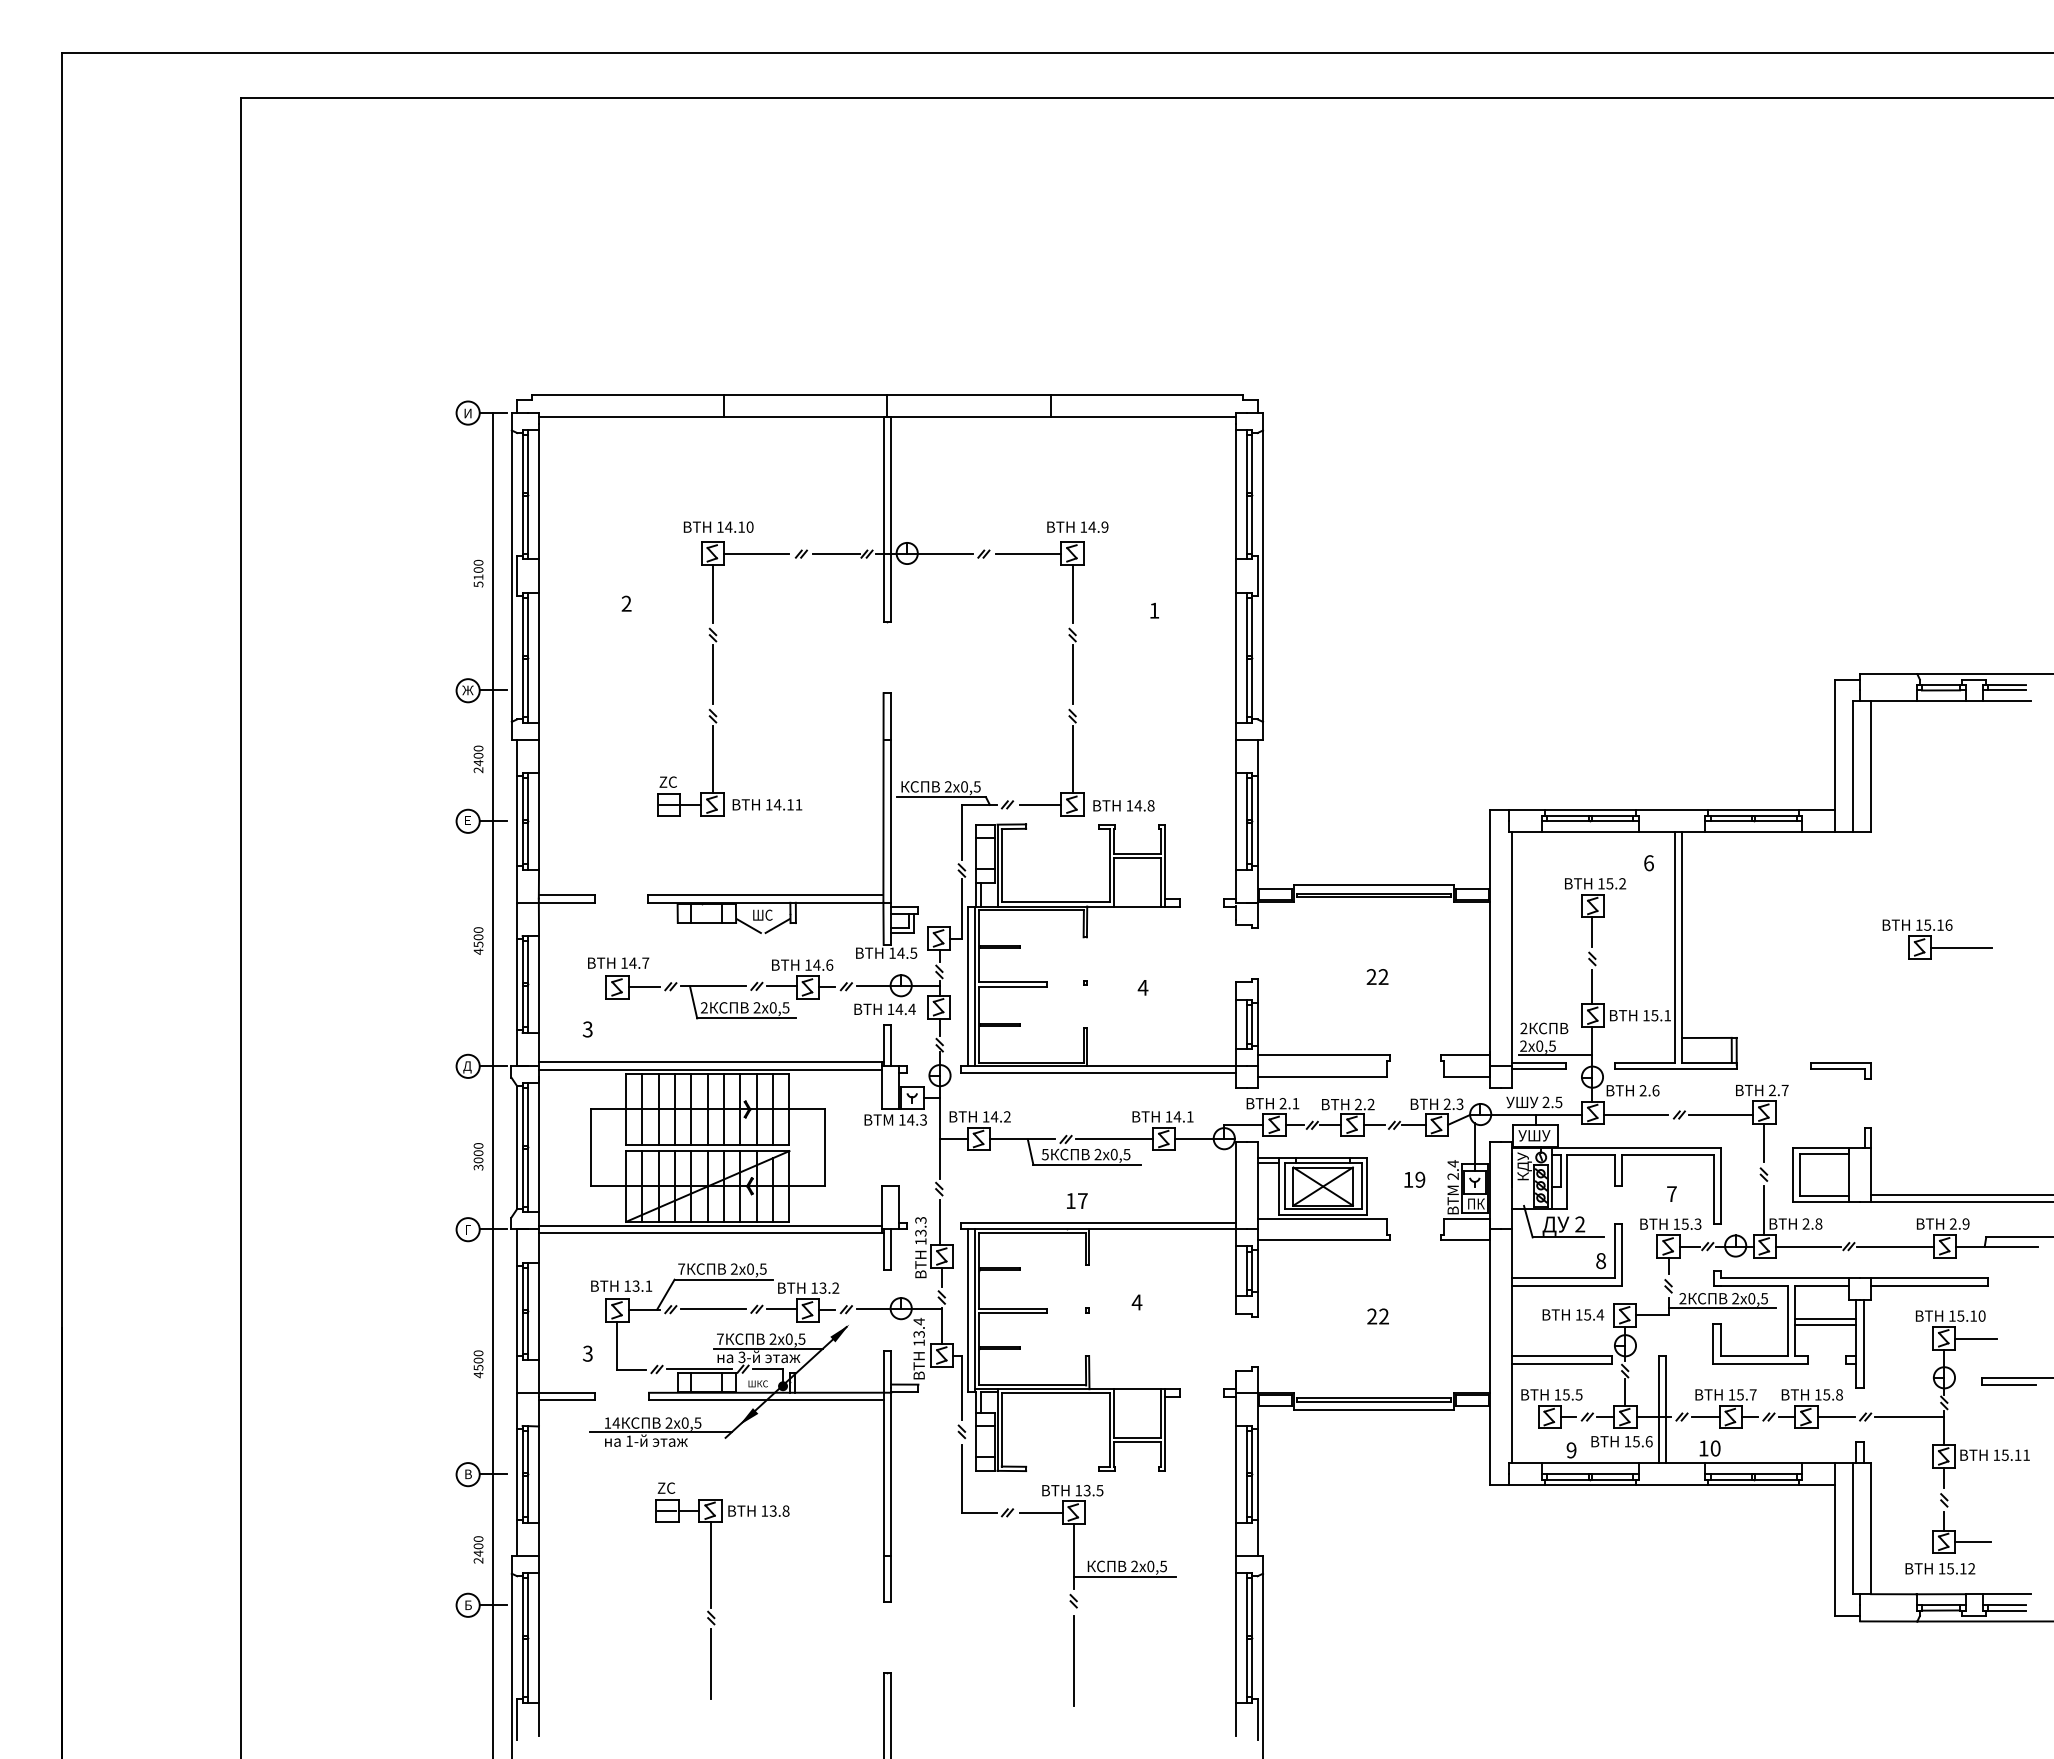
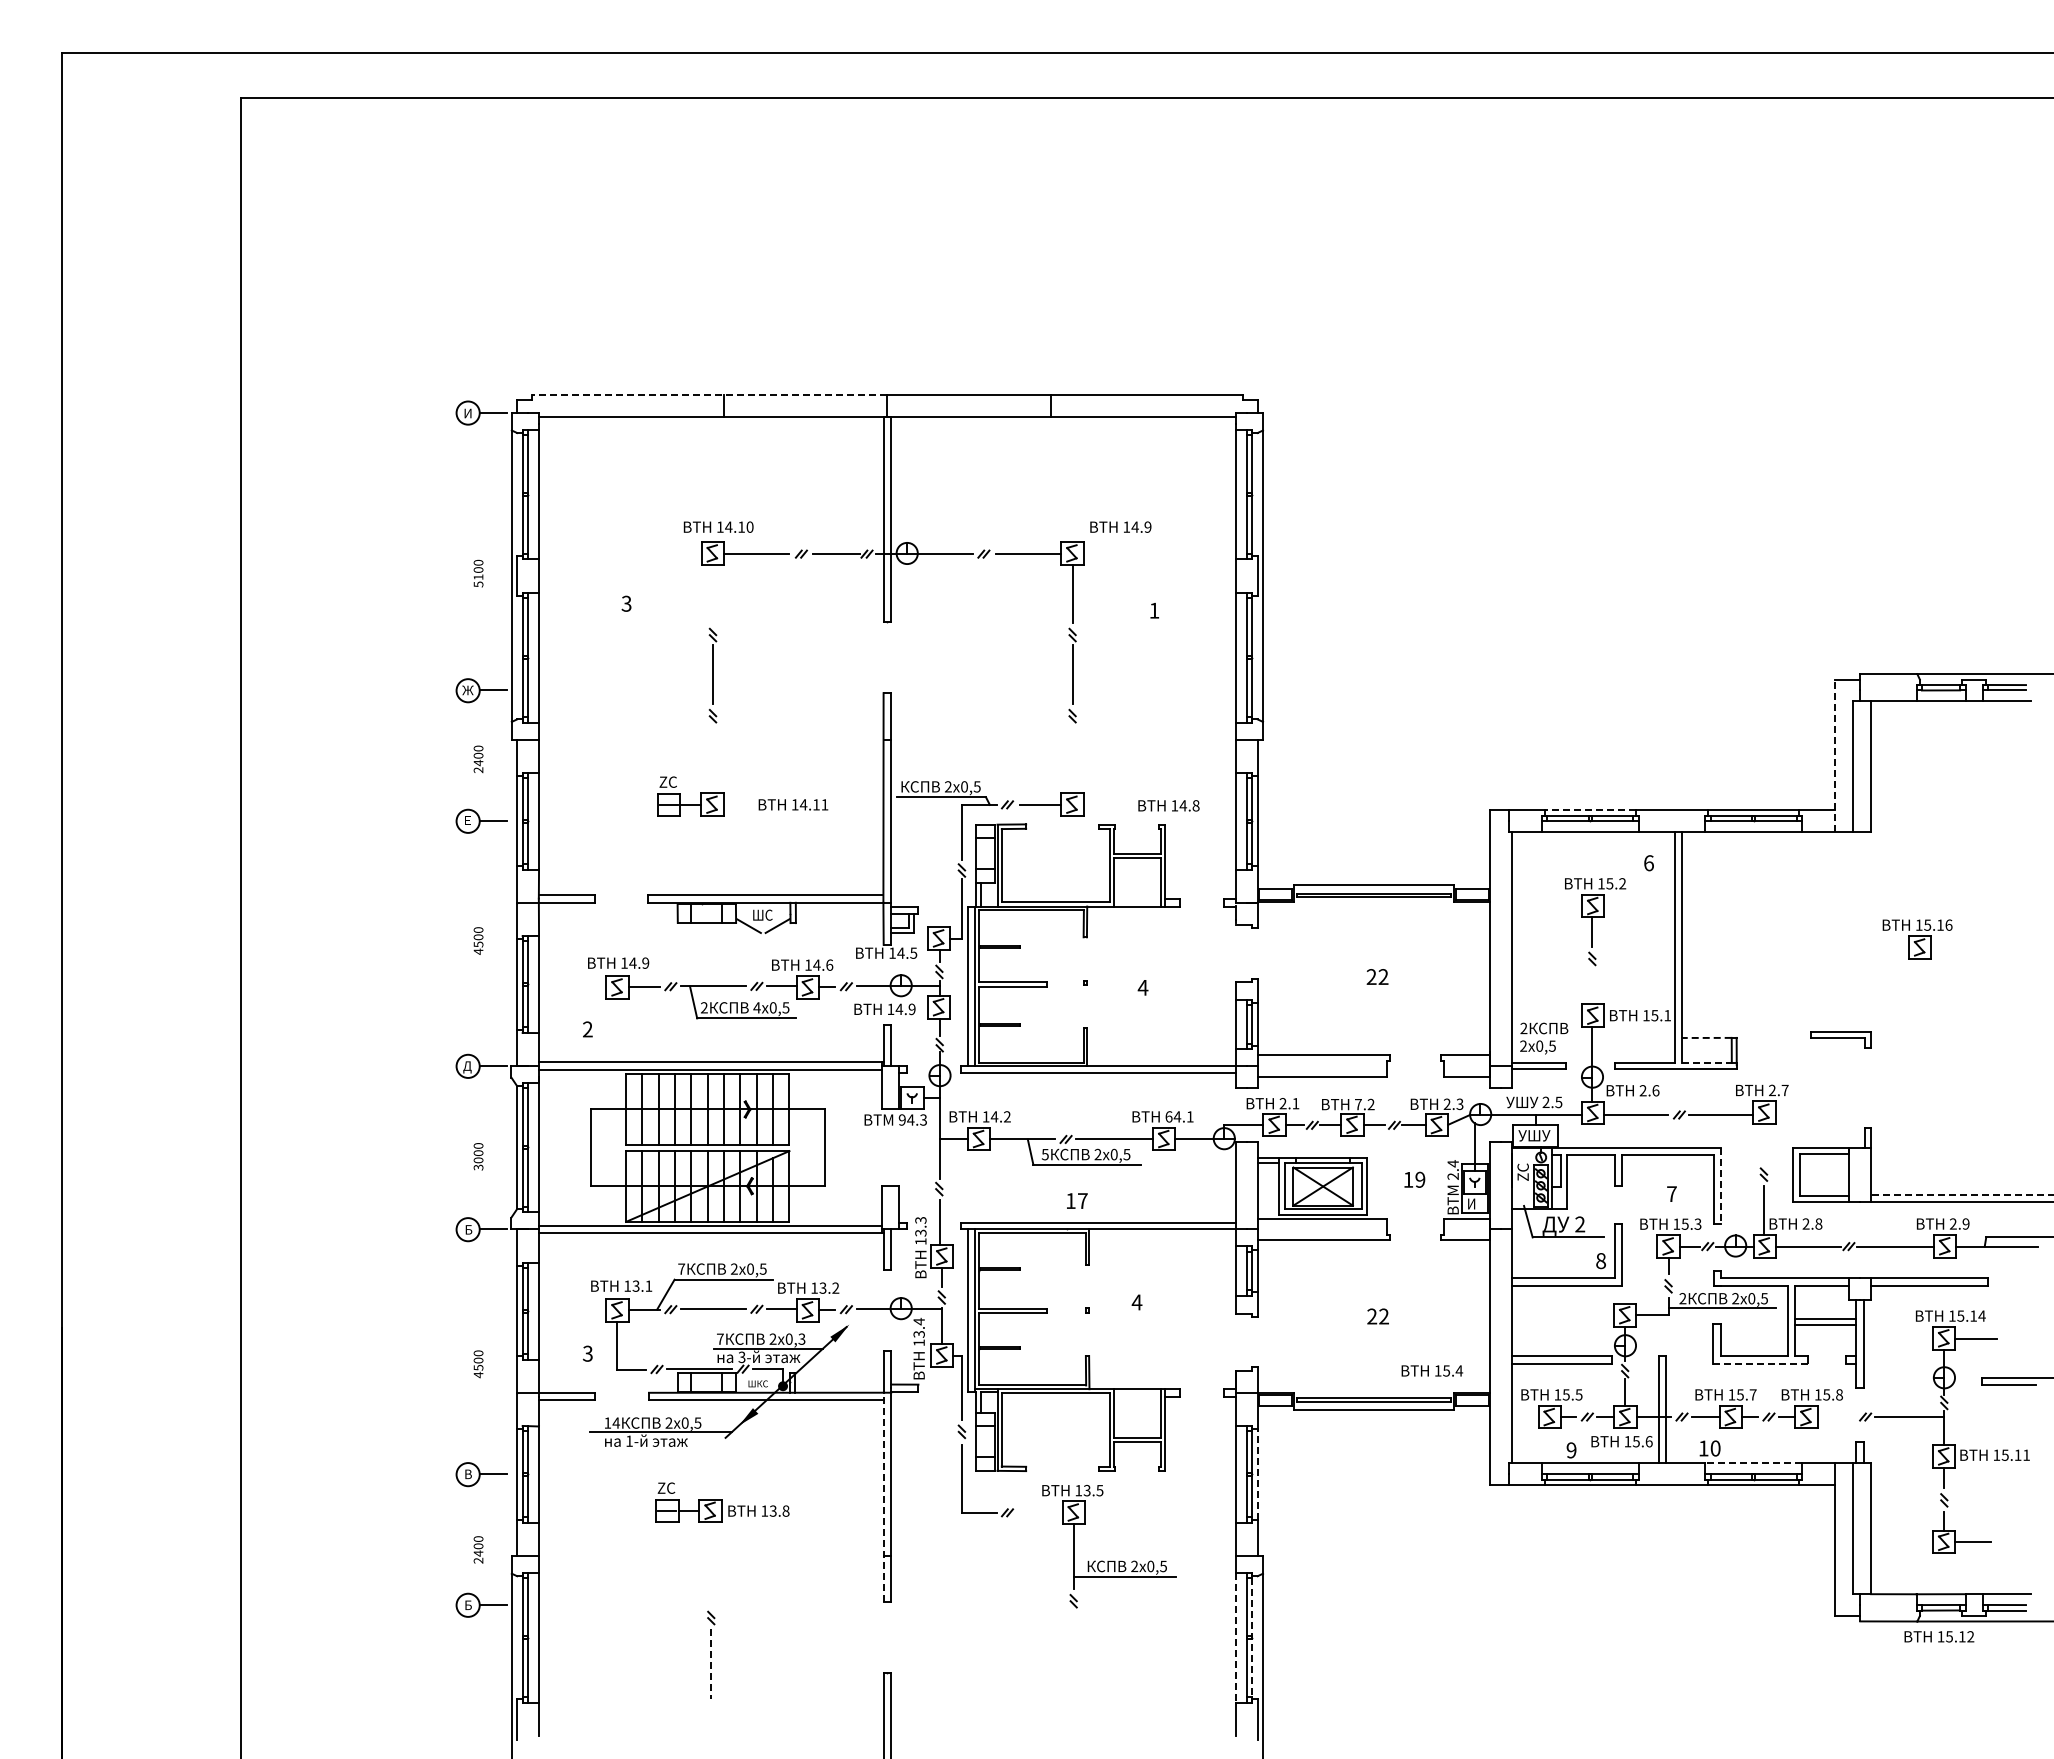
line: solid -> dashed (709, 394)
text position: (1077, 526) -> (1120, 526) (1120, 526)
line: present -> none (712, 593)
text: 2 -> 3 (626, 603)
line: solid -> dashed (1835, 755)
line: present -> none (712, 759)
line: present -> none (1072, 759)
text position: (767, 804) -> (793, 804) (793, 804)
text position: (1123, 805) -> (1168, 805) (1168, 805)
line: solid -> dashed (1589, 810)
line: present -> none (1961, 948)
text: 14.7 -> 14.9 (645, 962)
line: present -> none (1592, 987)
text: 2 -> 4 (756, 1007)
text: 14.4 -> 14.9 (911, 1009)
text: 3 -> 2 (587, 1029)
line: solid -> dashed (1706, 1037)
line: present -> none (1555, 1055)
line: solid -> dashed (1707, 1062)
part position: (1840, 1070) -> (1840, 1039) (1840, 1039)
line: present -> none (493, 1083)
text: 2.2 -> 7.2 (1358, 1104)
text: 14.1 -> 64.1 (1168, 1116)
text: 14.3 -> 94.3 (901, 1119)
line: present -> none (1763, 1142)
text: КДУ -> ZC (1524, 1166)
line: solid -> dashed (1721, 1186)
line: solid -> dashed (1962, 1195)
text: ПК -> И (1476, 1203)
text: Г -> Б (468, 1229)
text position: (1573, 1314) -> (1432, 1370) (1432, 1370)
text: 15.10 -> 15.14 (1981, 1315)
text: 0,5 -> 0,3 (801, 1338)
line: solid -> dashed (1761, 1363)
line: present -> none (1835, 1417)
line: solid -> dashed (1753, 1463)
line: solid -> dashed (1257, 1473)
line: solid -> dashed (883, 1497)
line: present -> none (1040, 1512)
line: present -> none (711, 1564)
text position: (1940, 1568) -> (1939, 1636) (1939, 1636)
line: solid -> dashed (1235, 1637)
line: solid -> dashed (1252, 1638)
line: present -> none (1073, 1661)
line: solid -> dashed (711, 1664)
